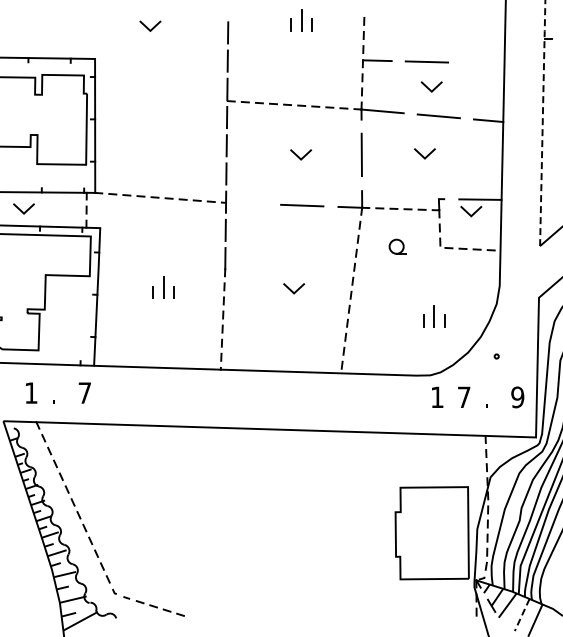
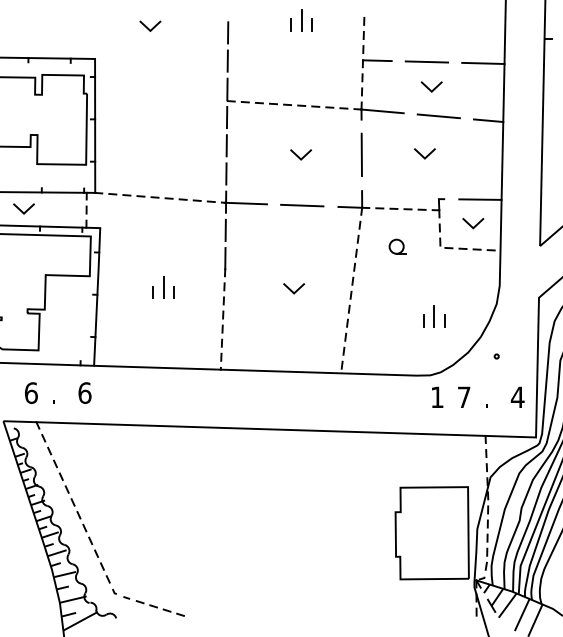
line: none -> present (483, 63)
line: dashed -> solid (542, 122)
line: none -> present (245, 203)
line position: (473, 212) -> (475, 224) (475, 224)
text: 1 -> 6 (31, 392)
text: 7 -> 6 (84, 392)
text: 9 -> 4 (517, 397)
line: dashed -> solid (522, 615)
